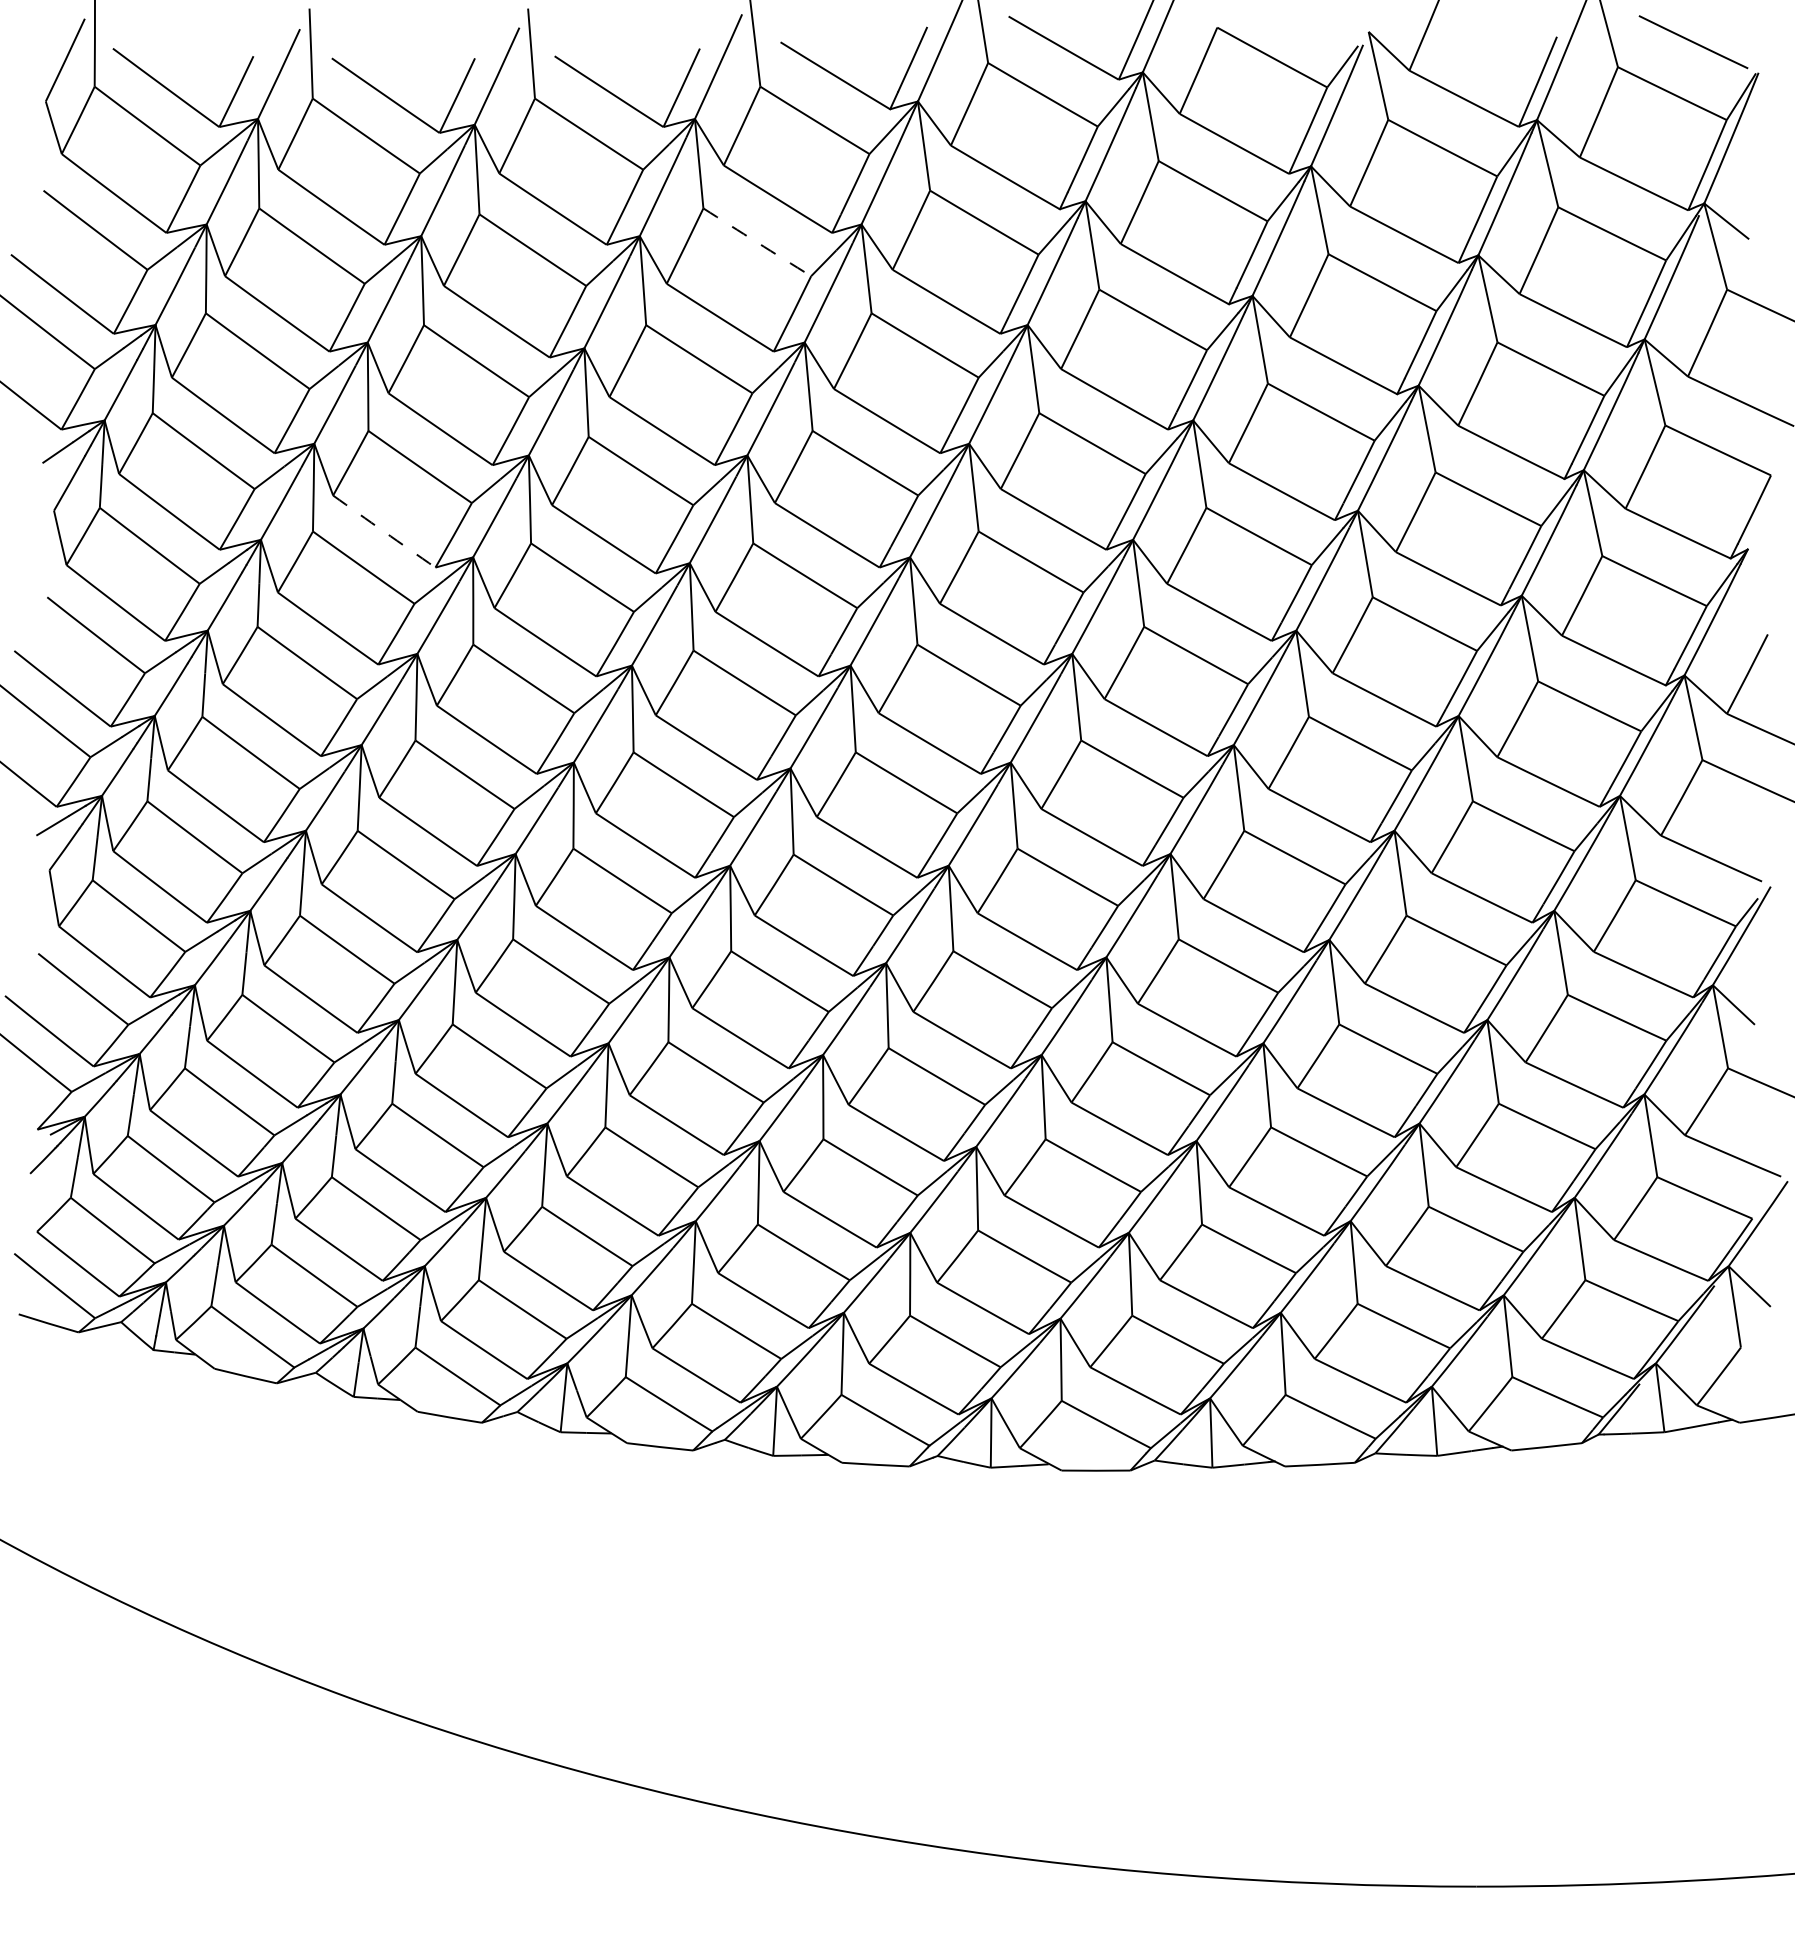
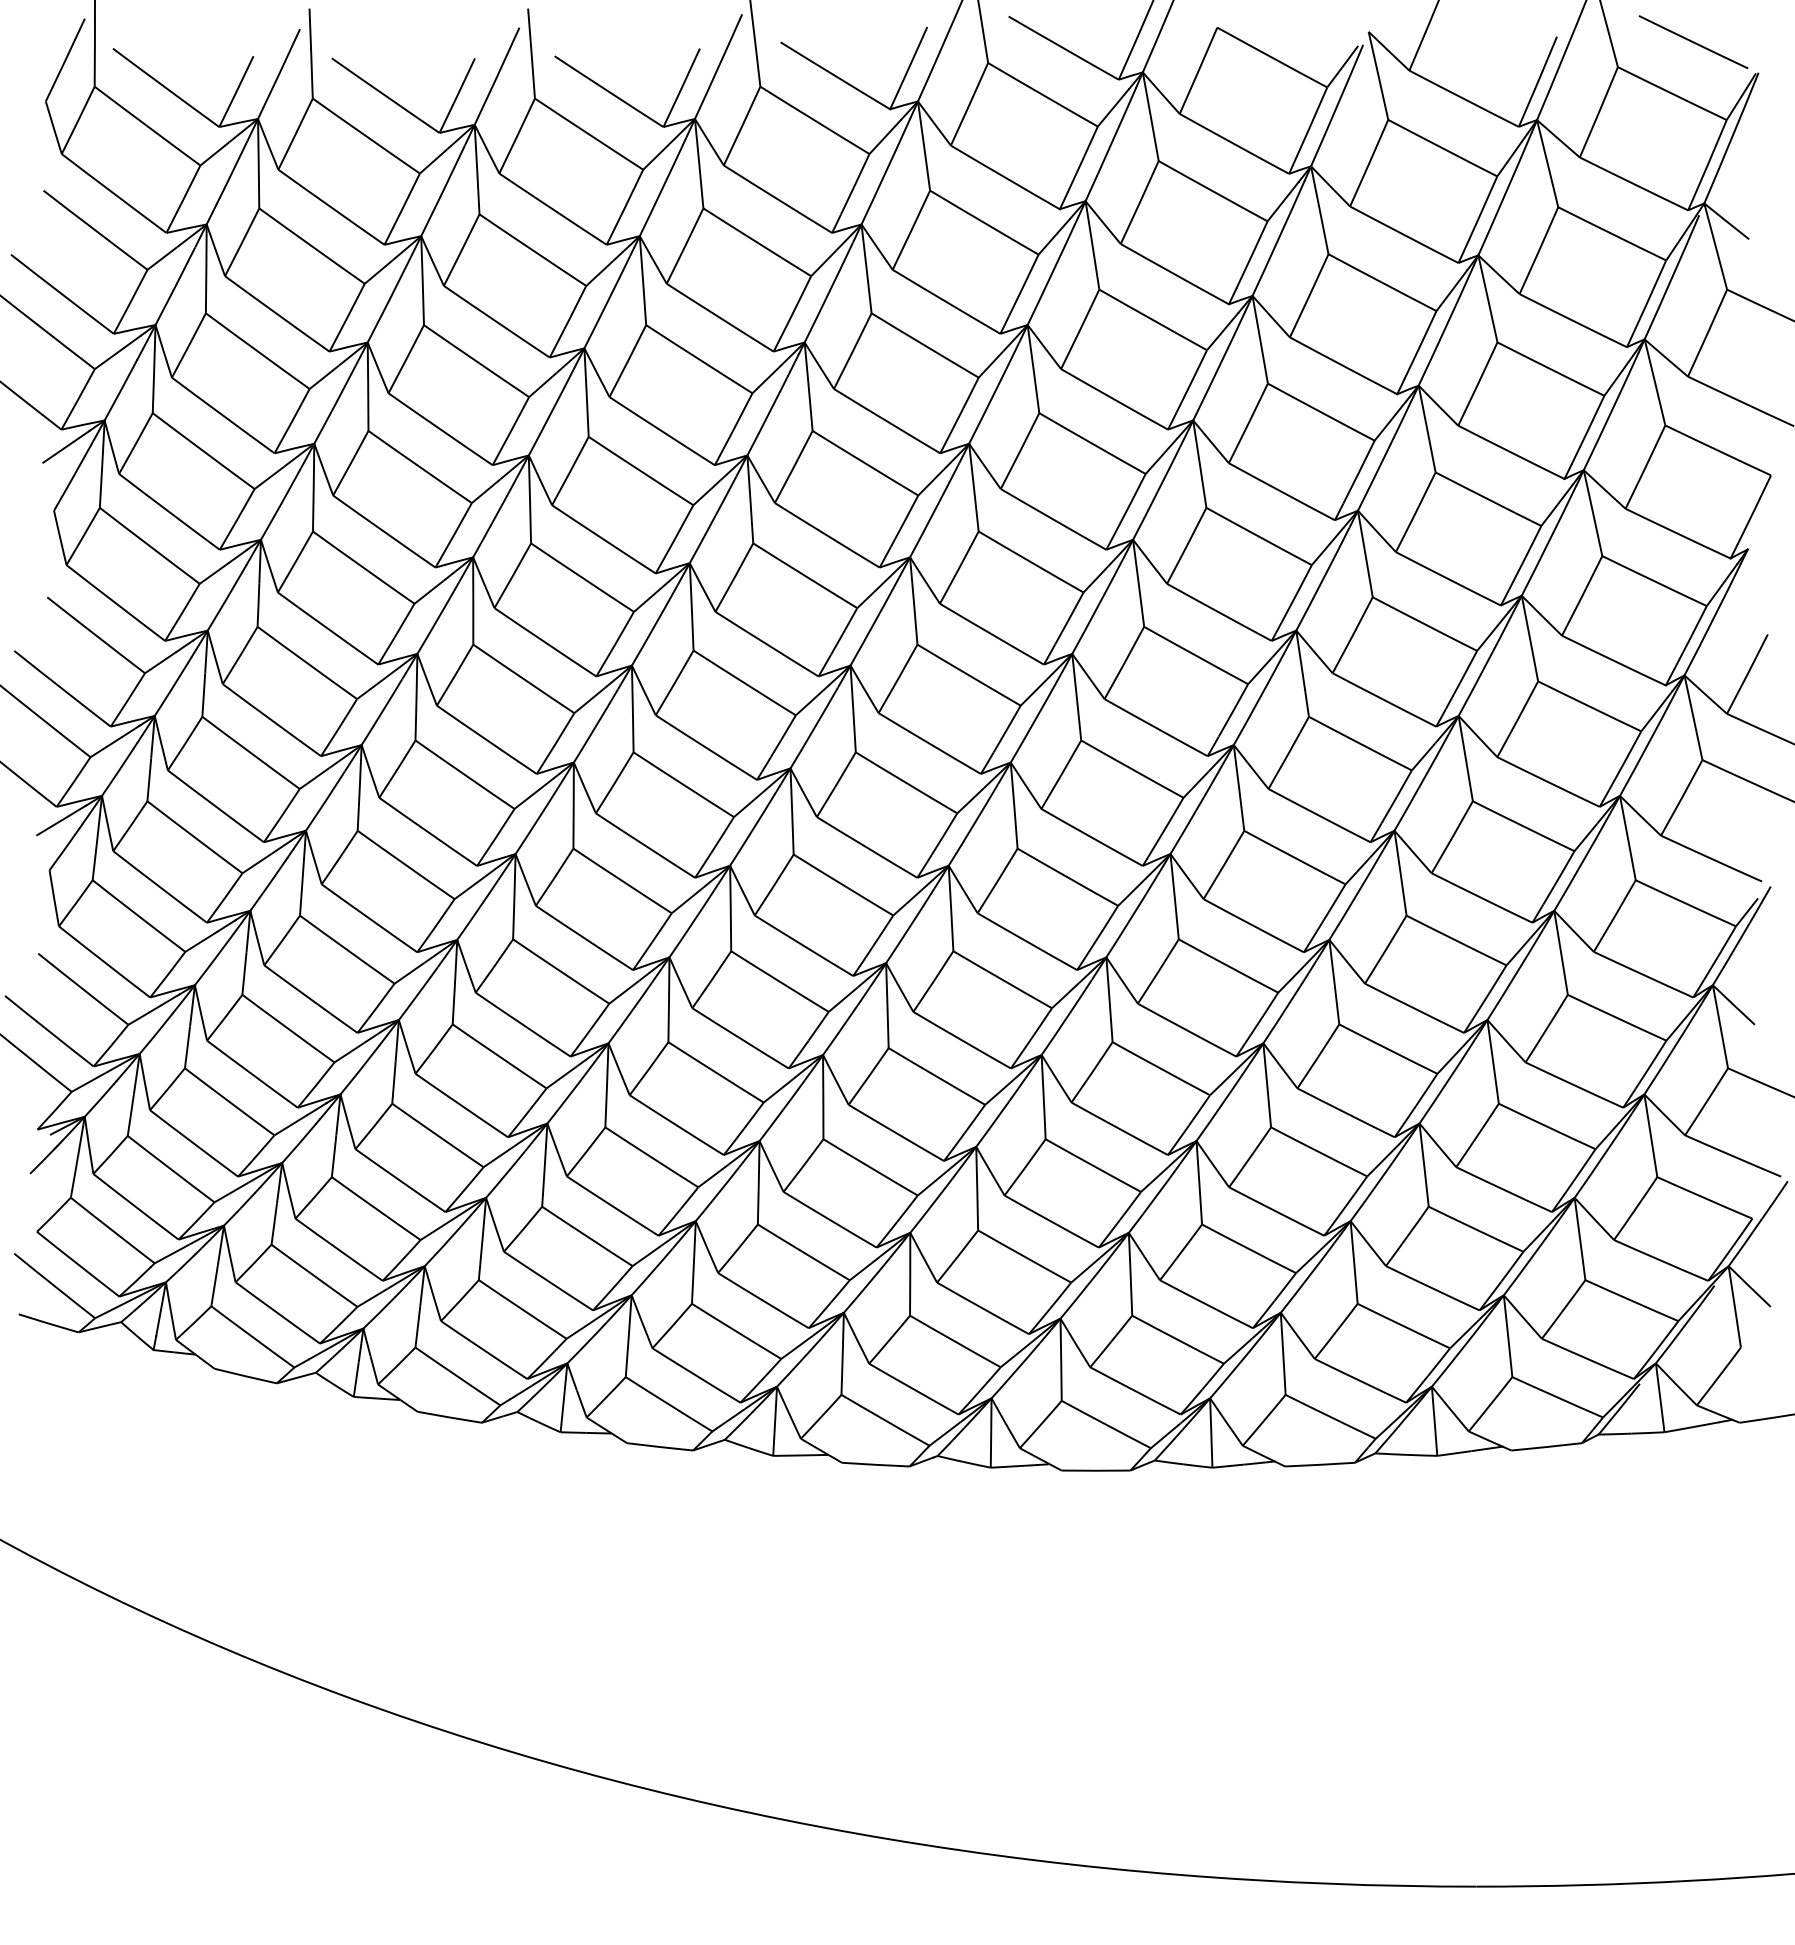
arc: dashed -> solid (757, 242)
arc: dashed -> solid (384, 531)
